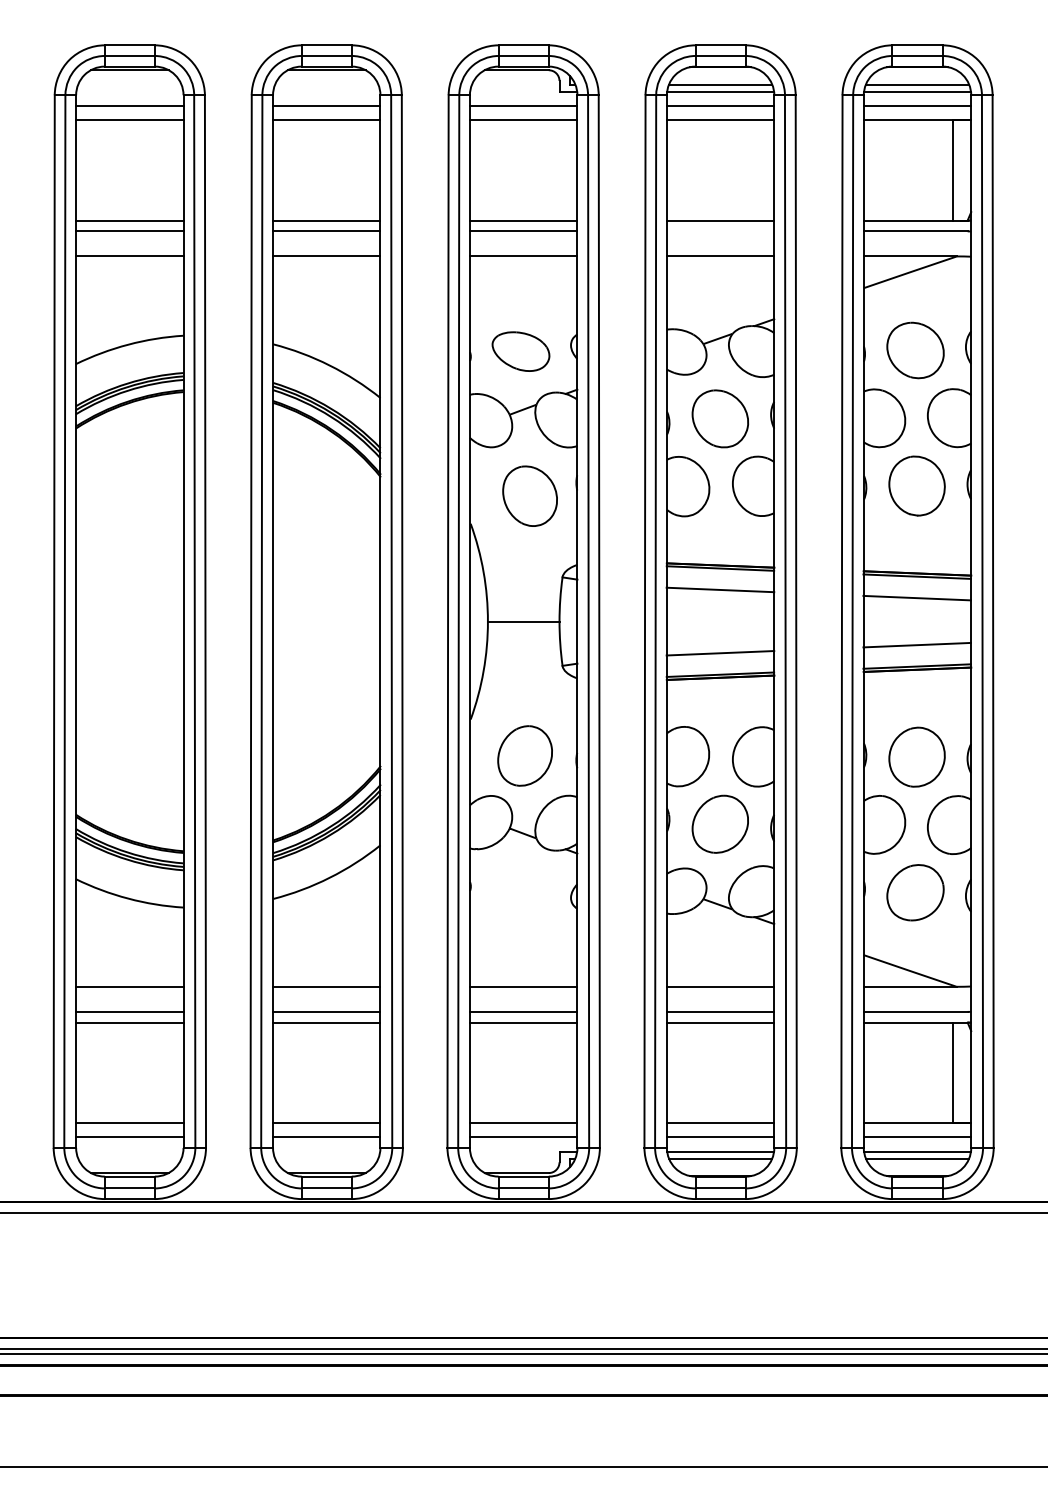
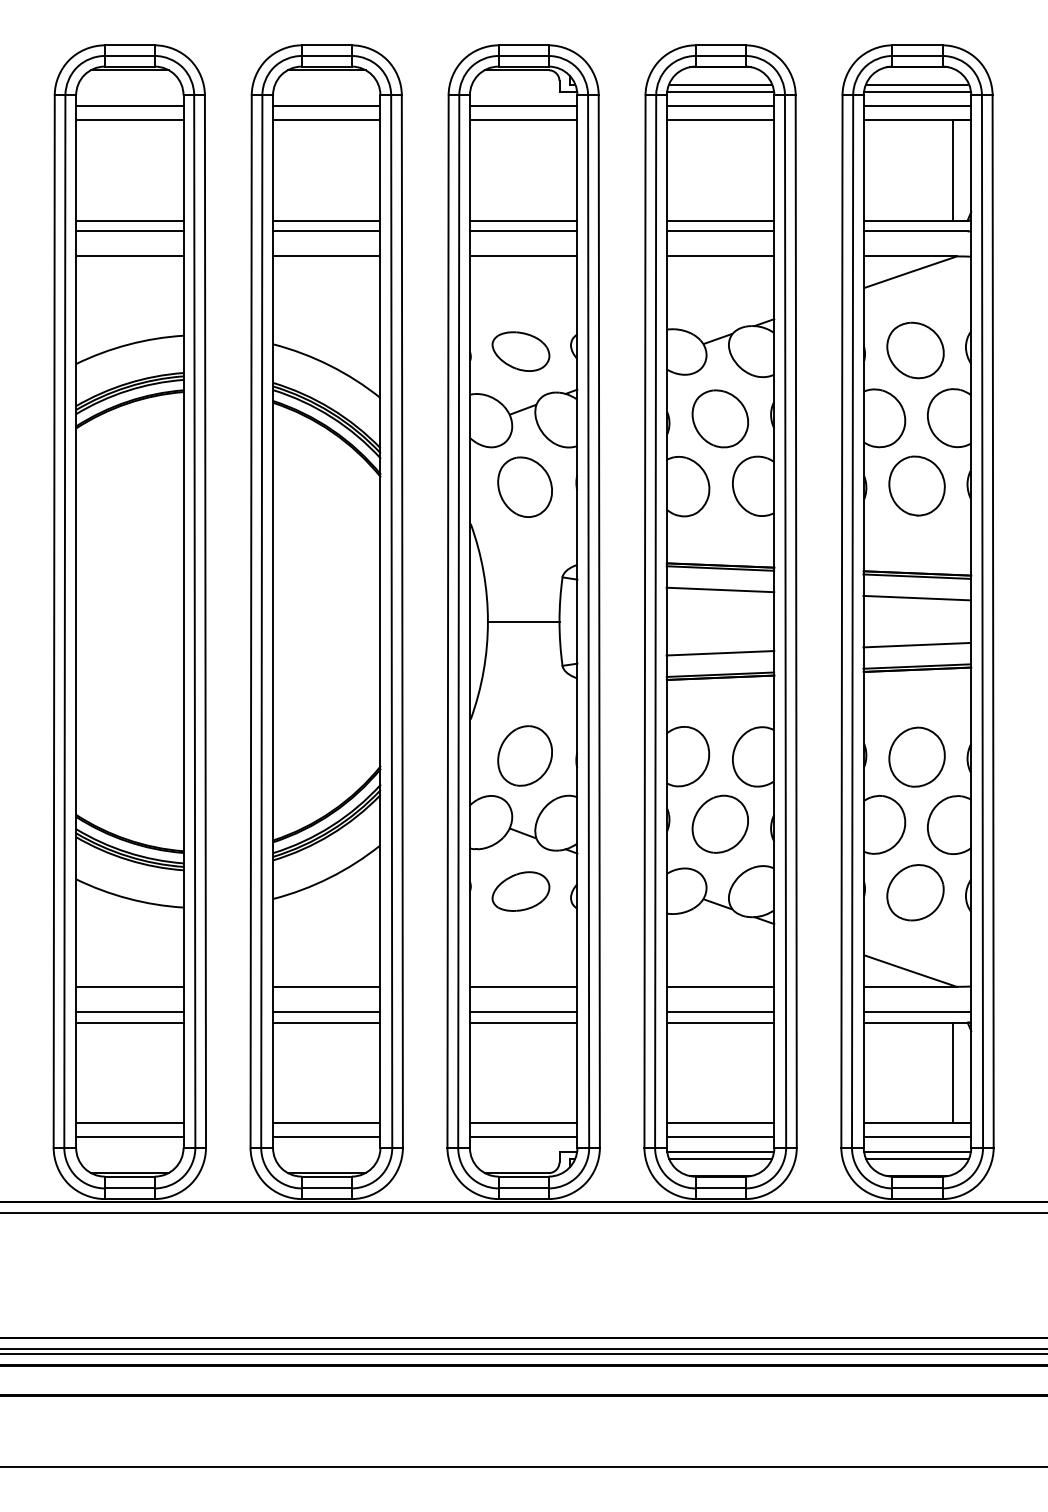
line: none -> present (720, 231)
part position: (529, 495) -> (524, 486) (524, 486)
part: none -> present (520, 891)
